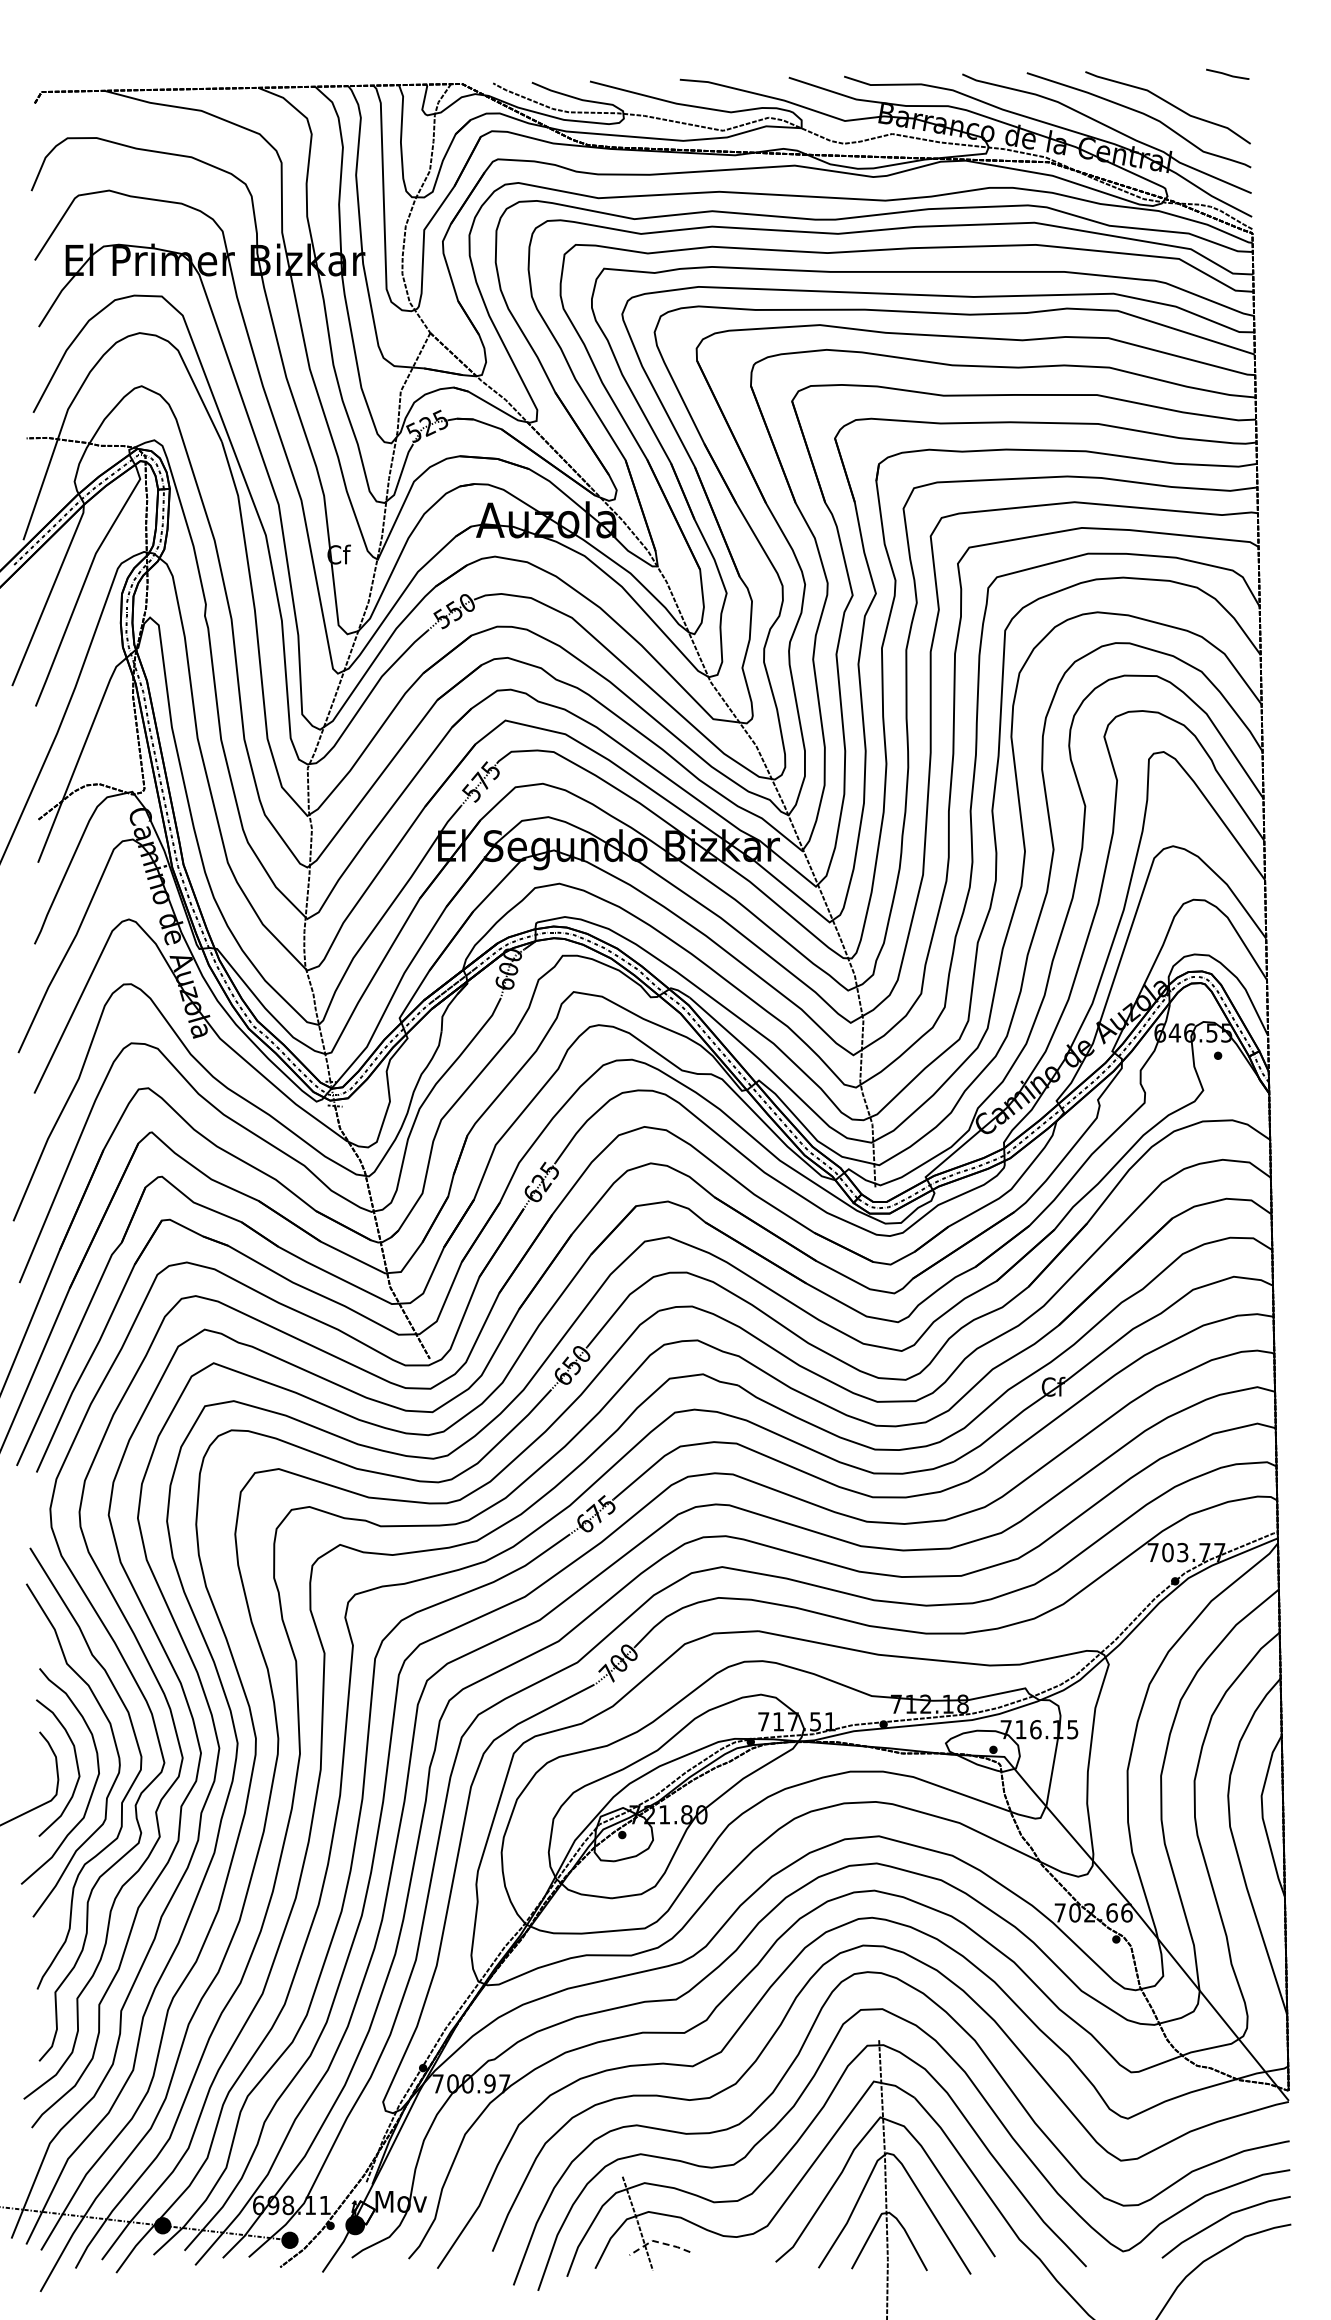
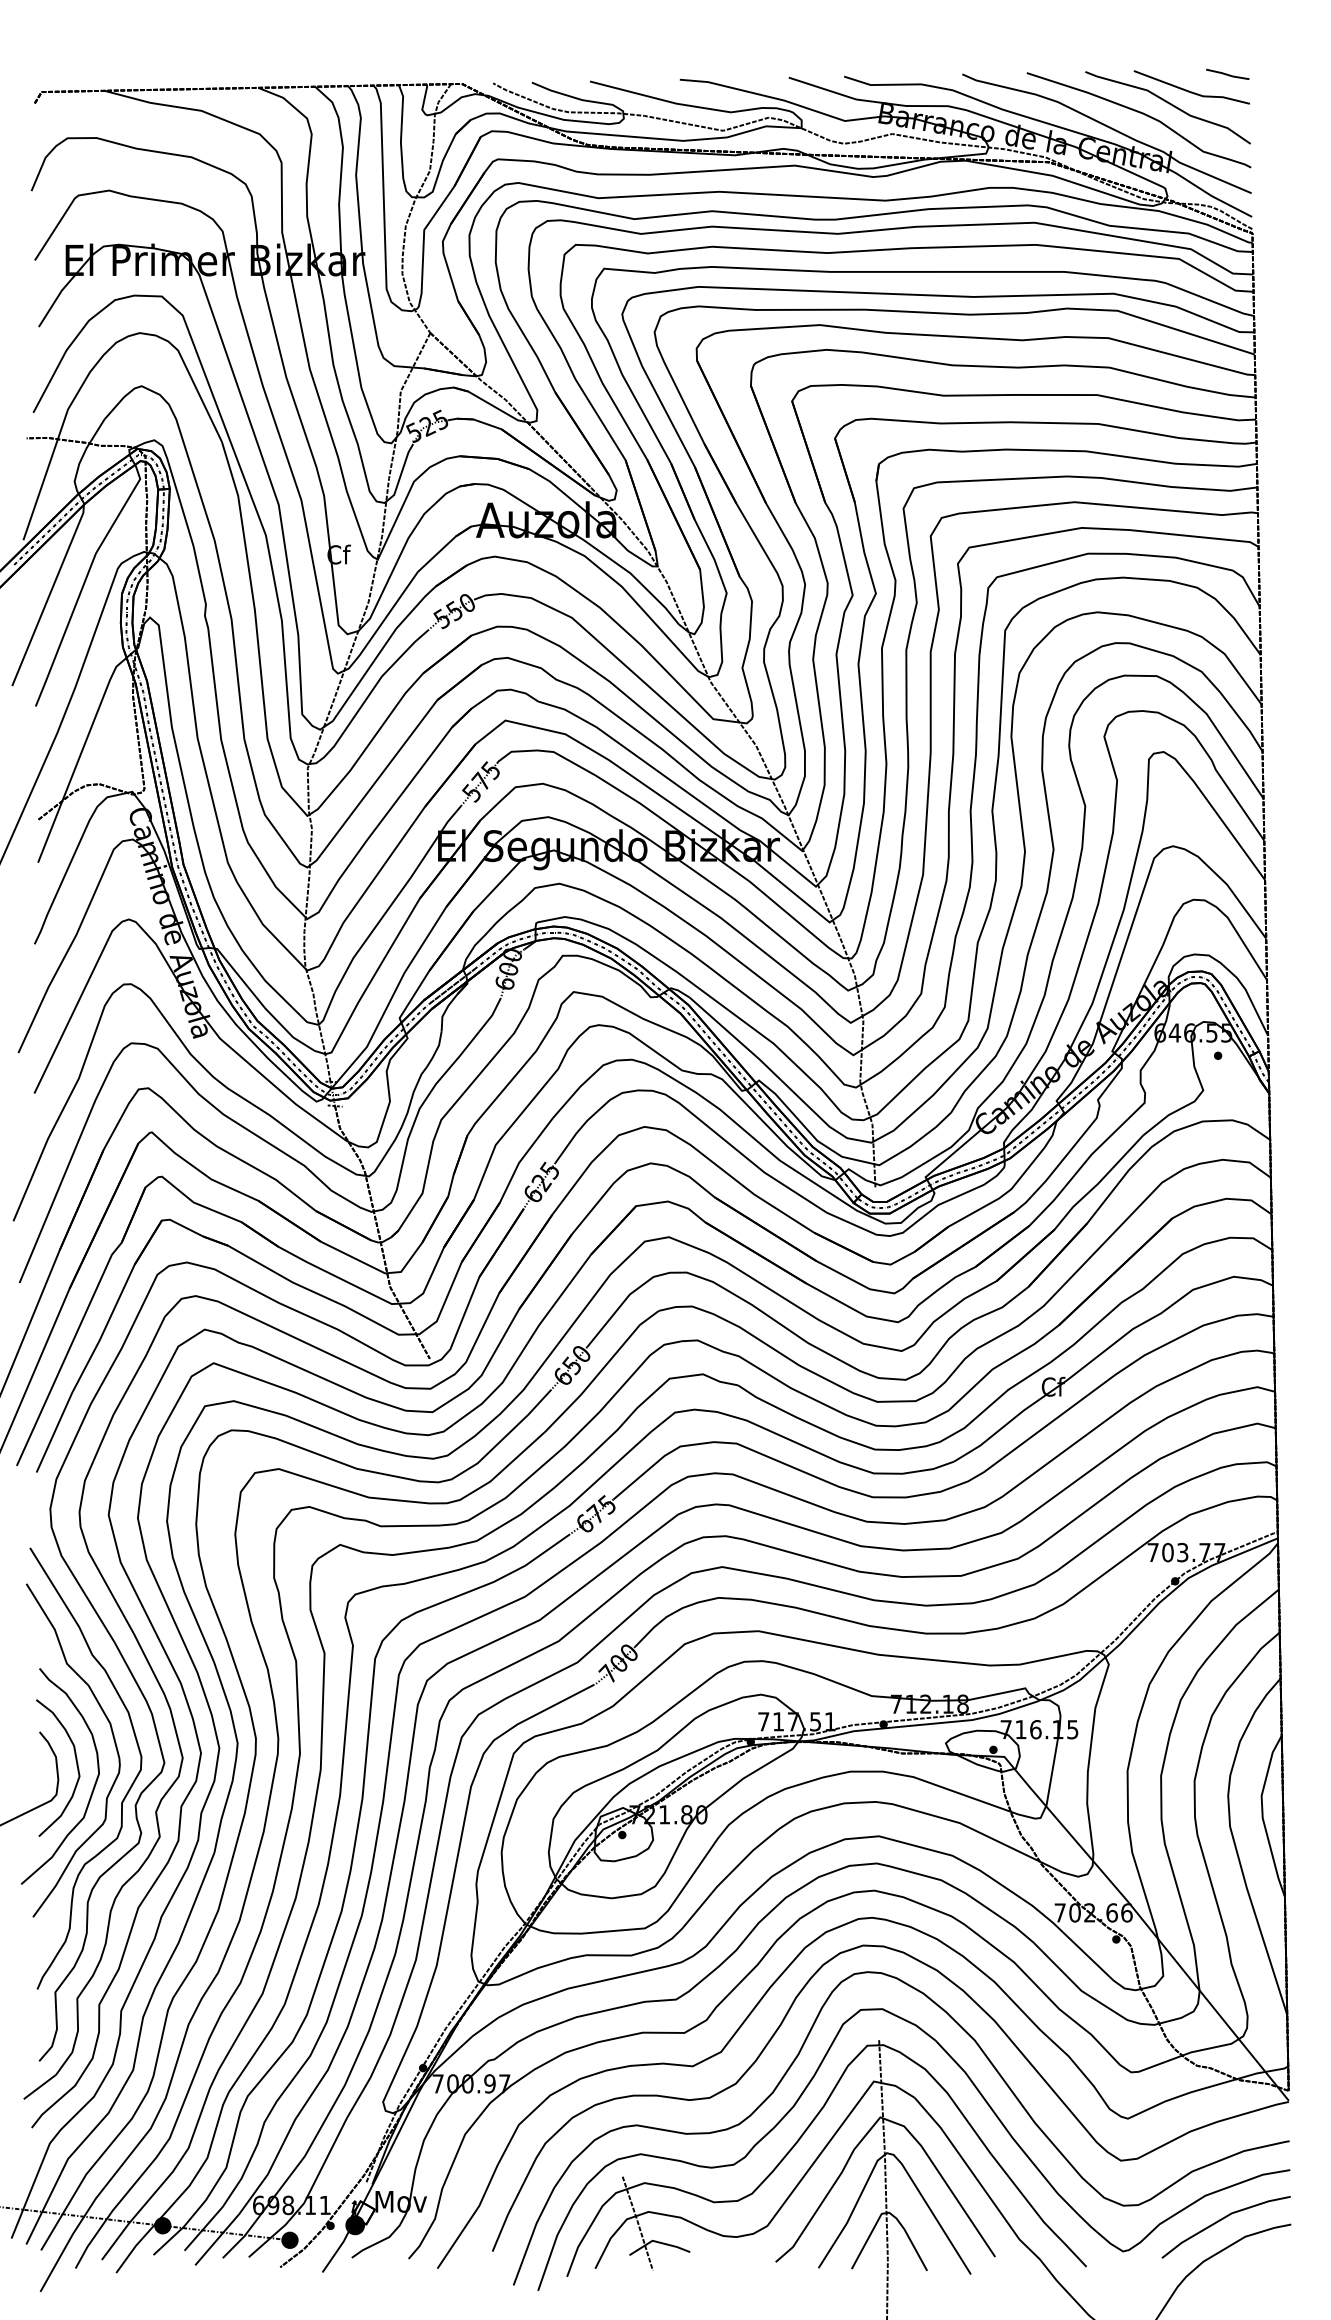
line: none -> present (1189, 90)
line: dashed -> solid (658, 2242)
